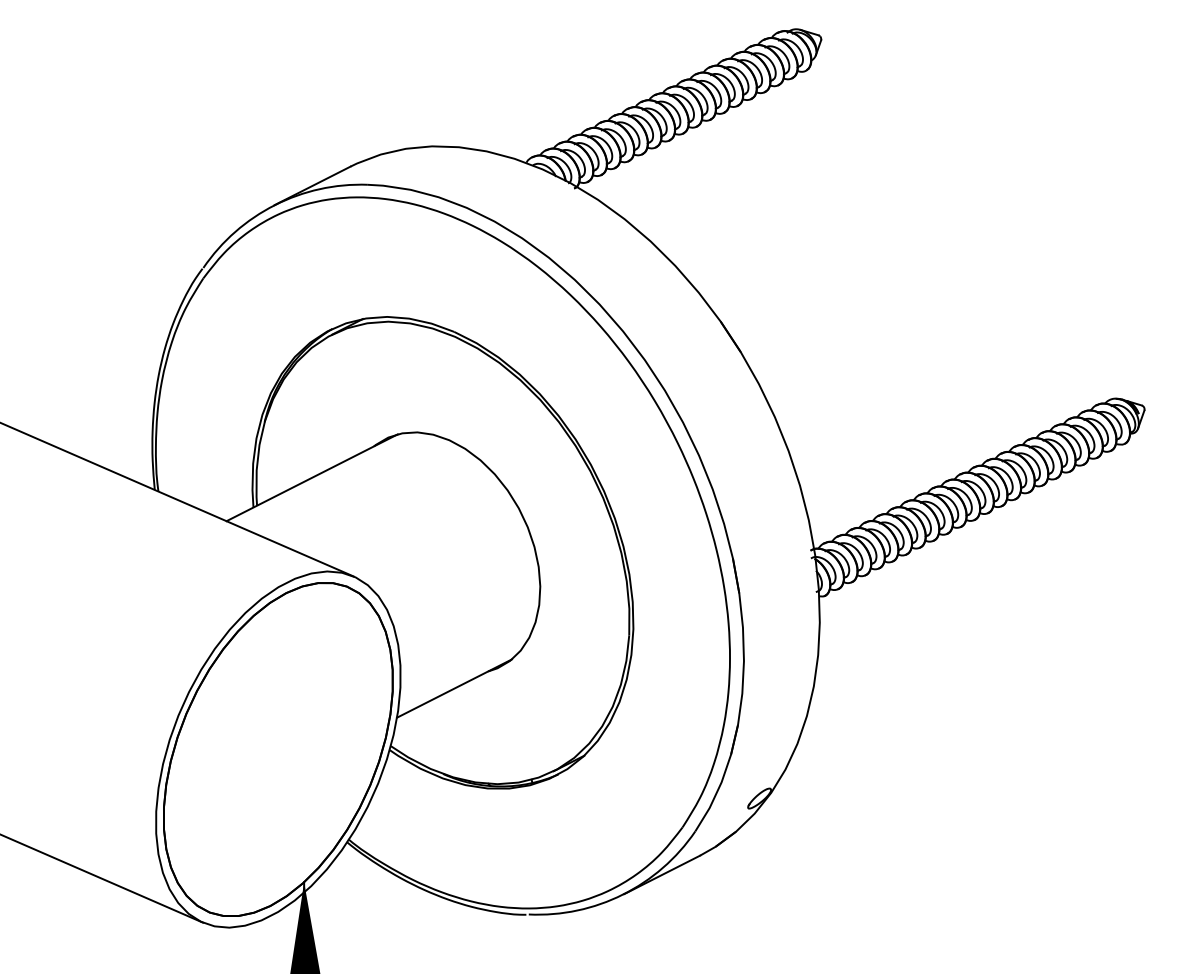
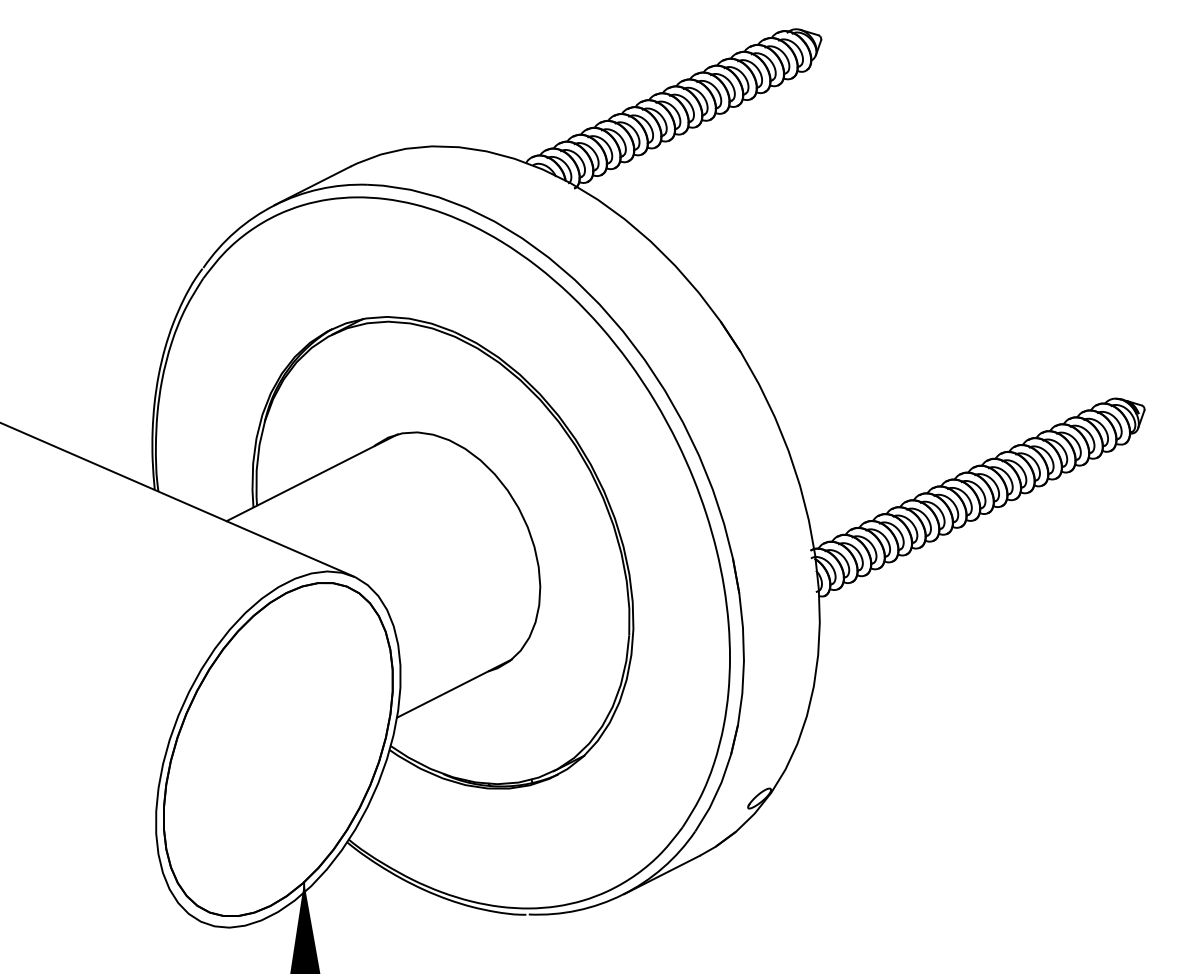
line: present -> none (102, 878)
